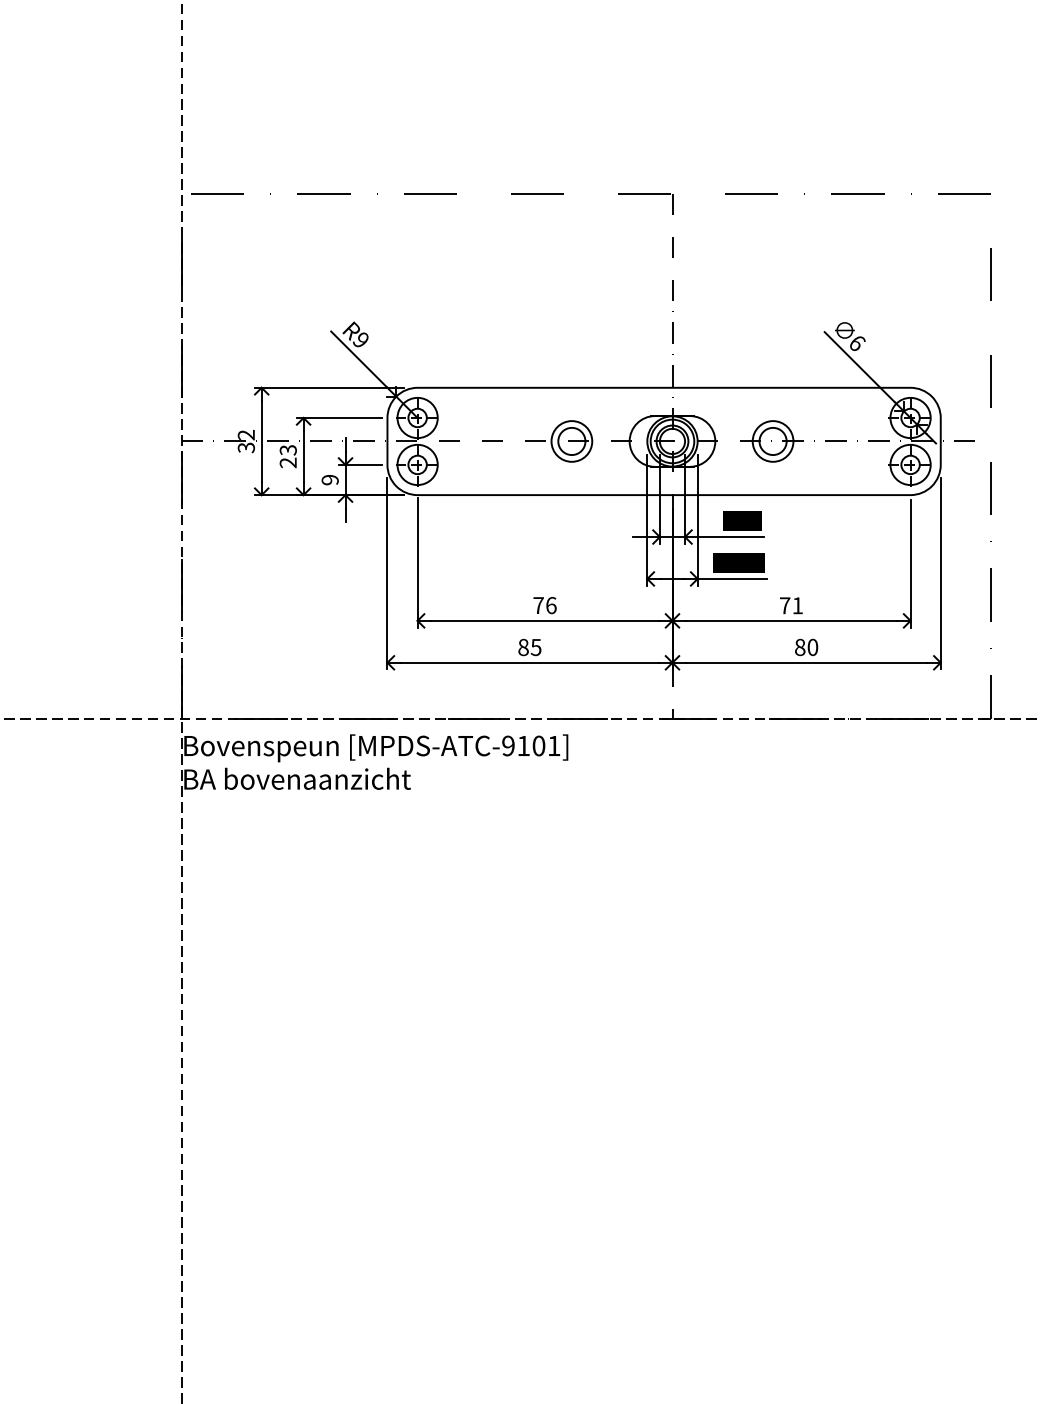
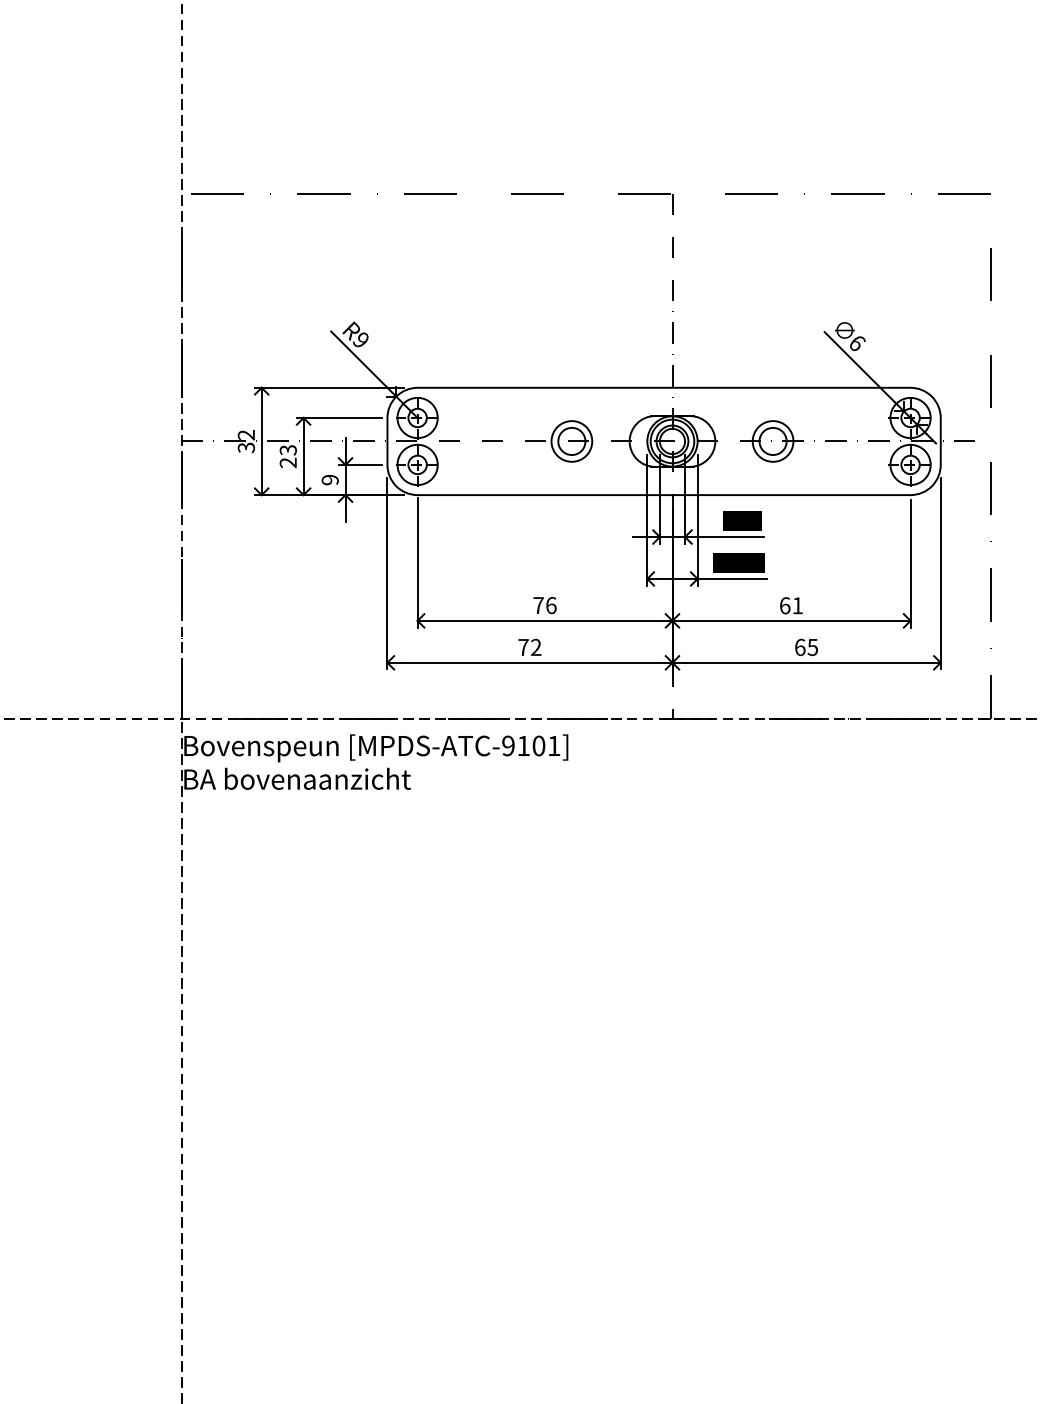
text: 71 -> 61 (785, 605)
text: 80 -> 65 (806, 646)
text: 85 -> 72 (529, 647)
